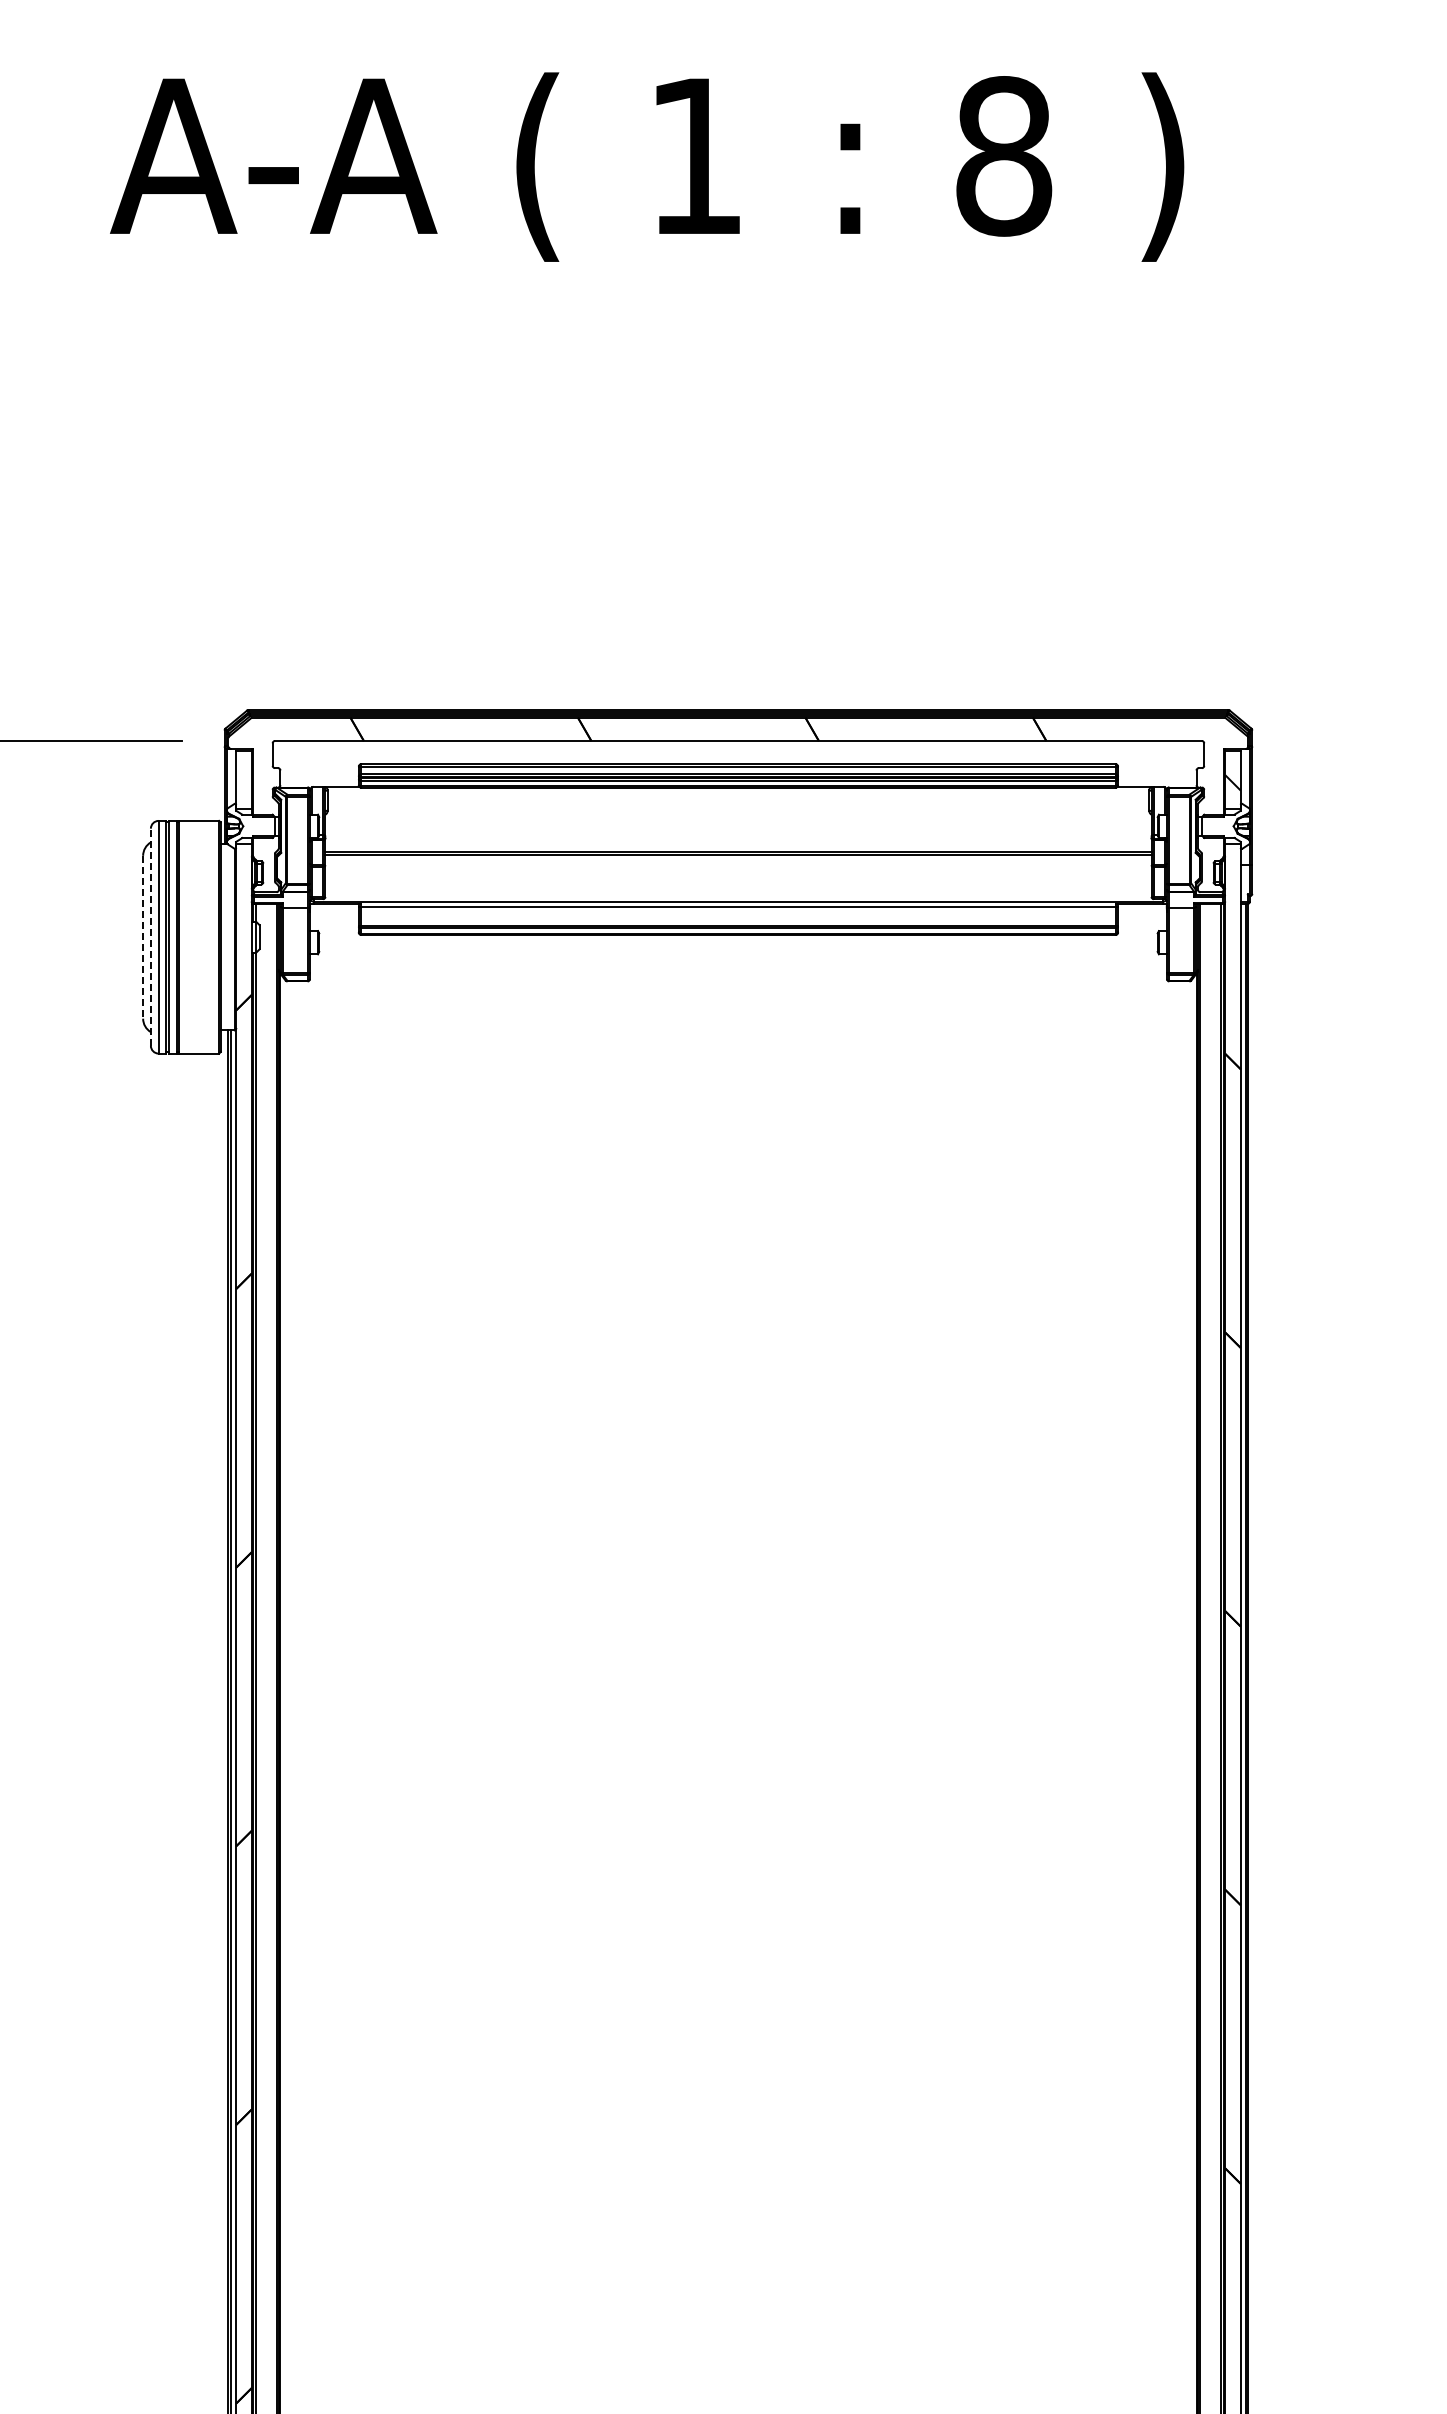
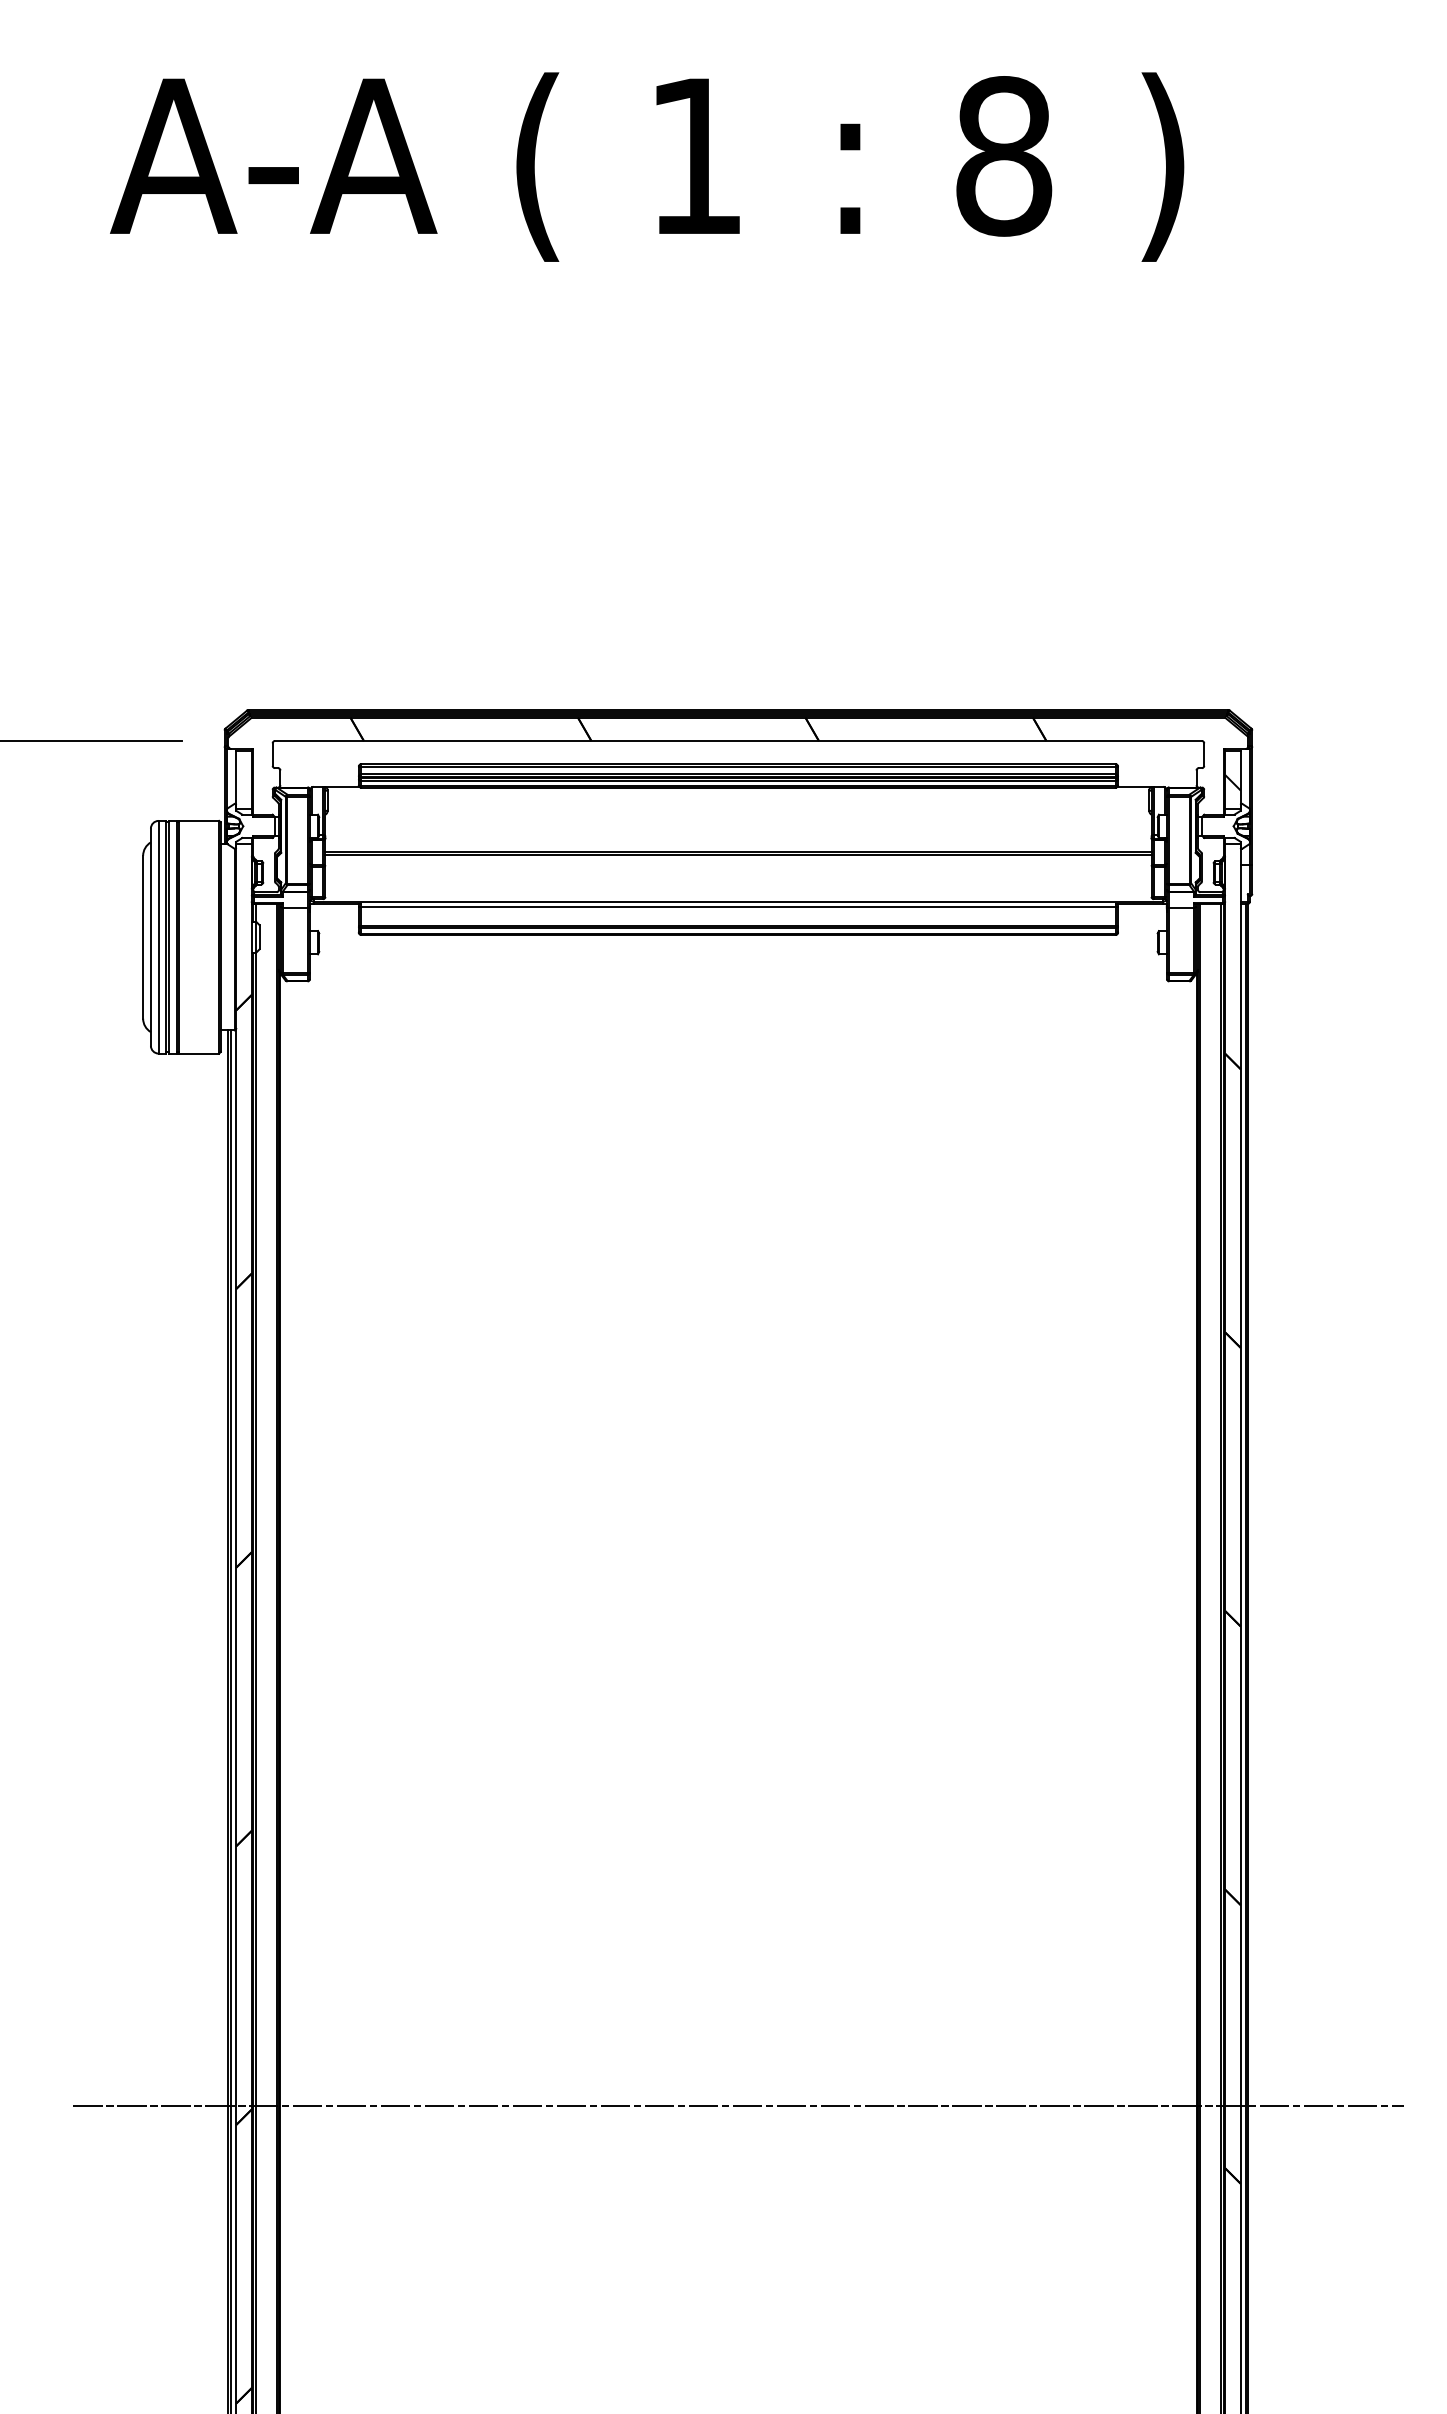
line: dashed -> solid (143, 937)
line: dashed -> solid (150, 937)
line: none -> present (738, 2106)
